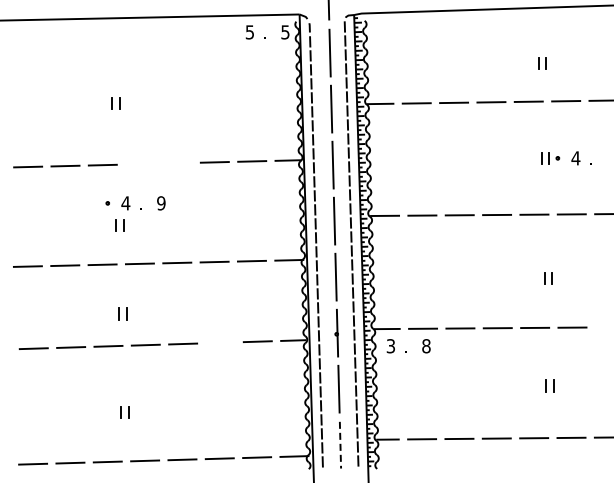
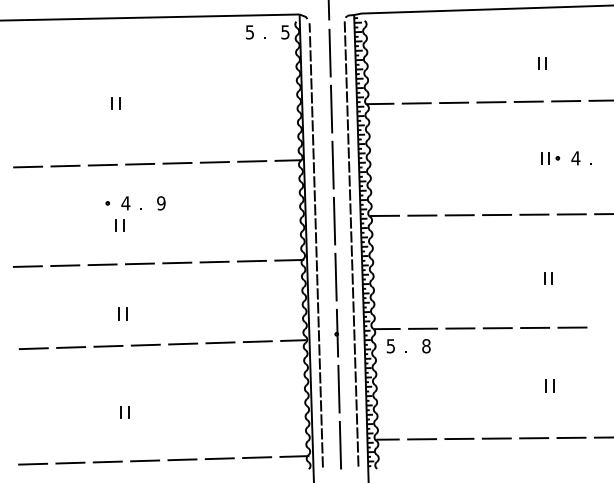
line: none -> present (155, 163)
line: none -> present (220, 342)
text: 3 -> 5 (390, 345)
line: dashed -> solid (340, 445)
